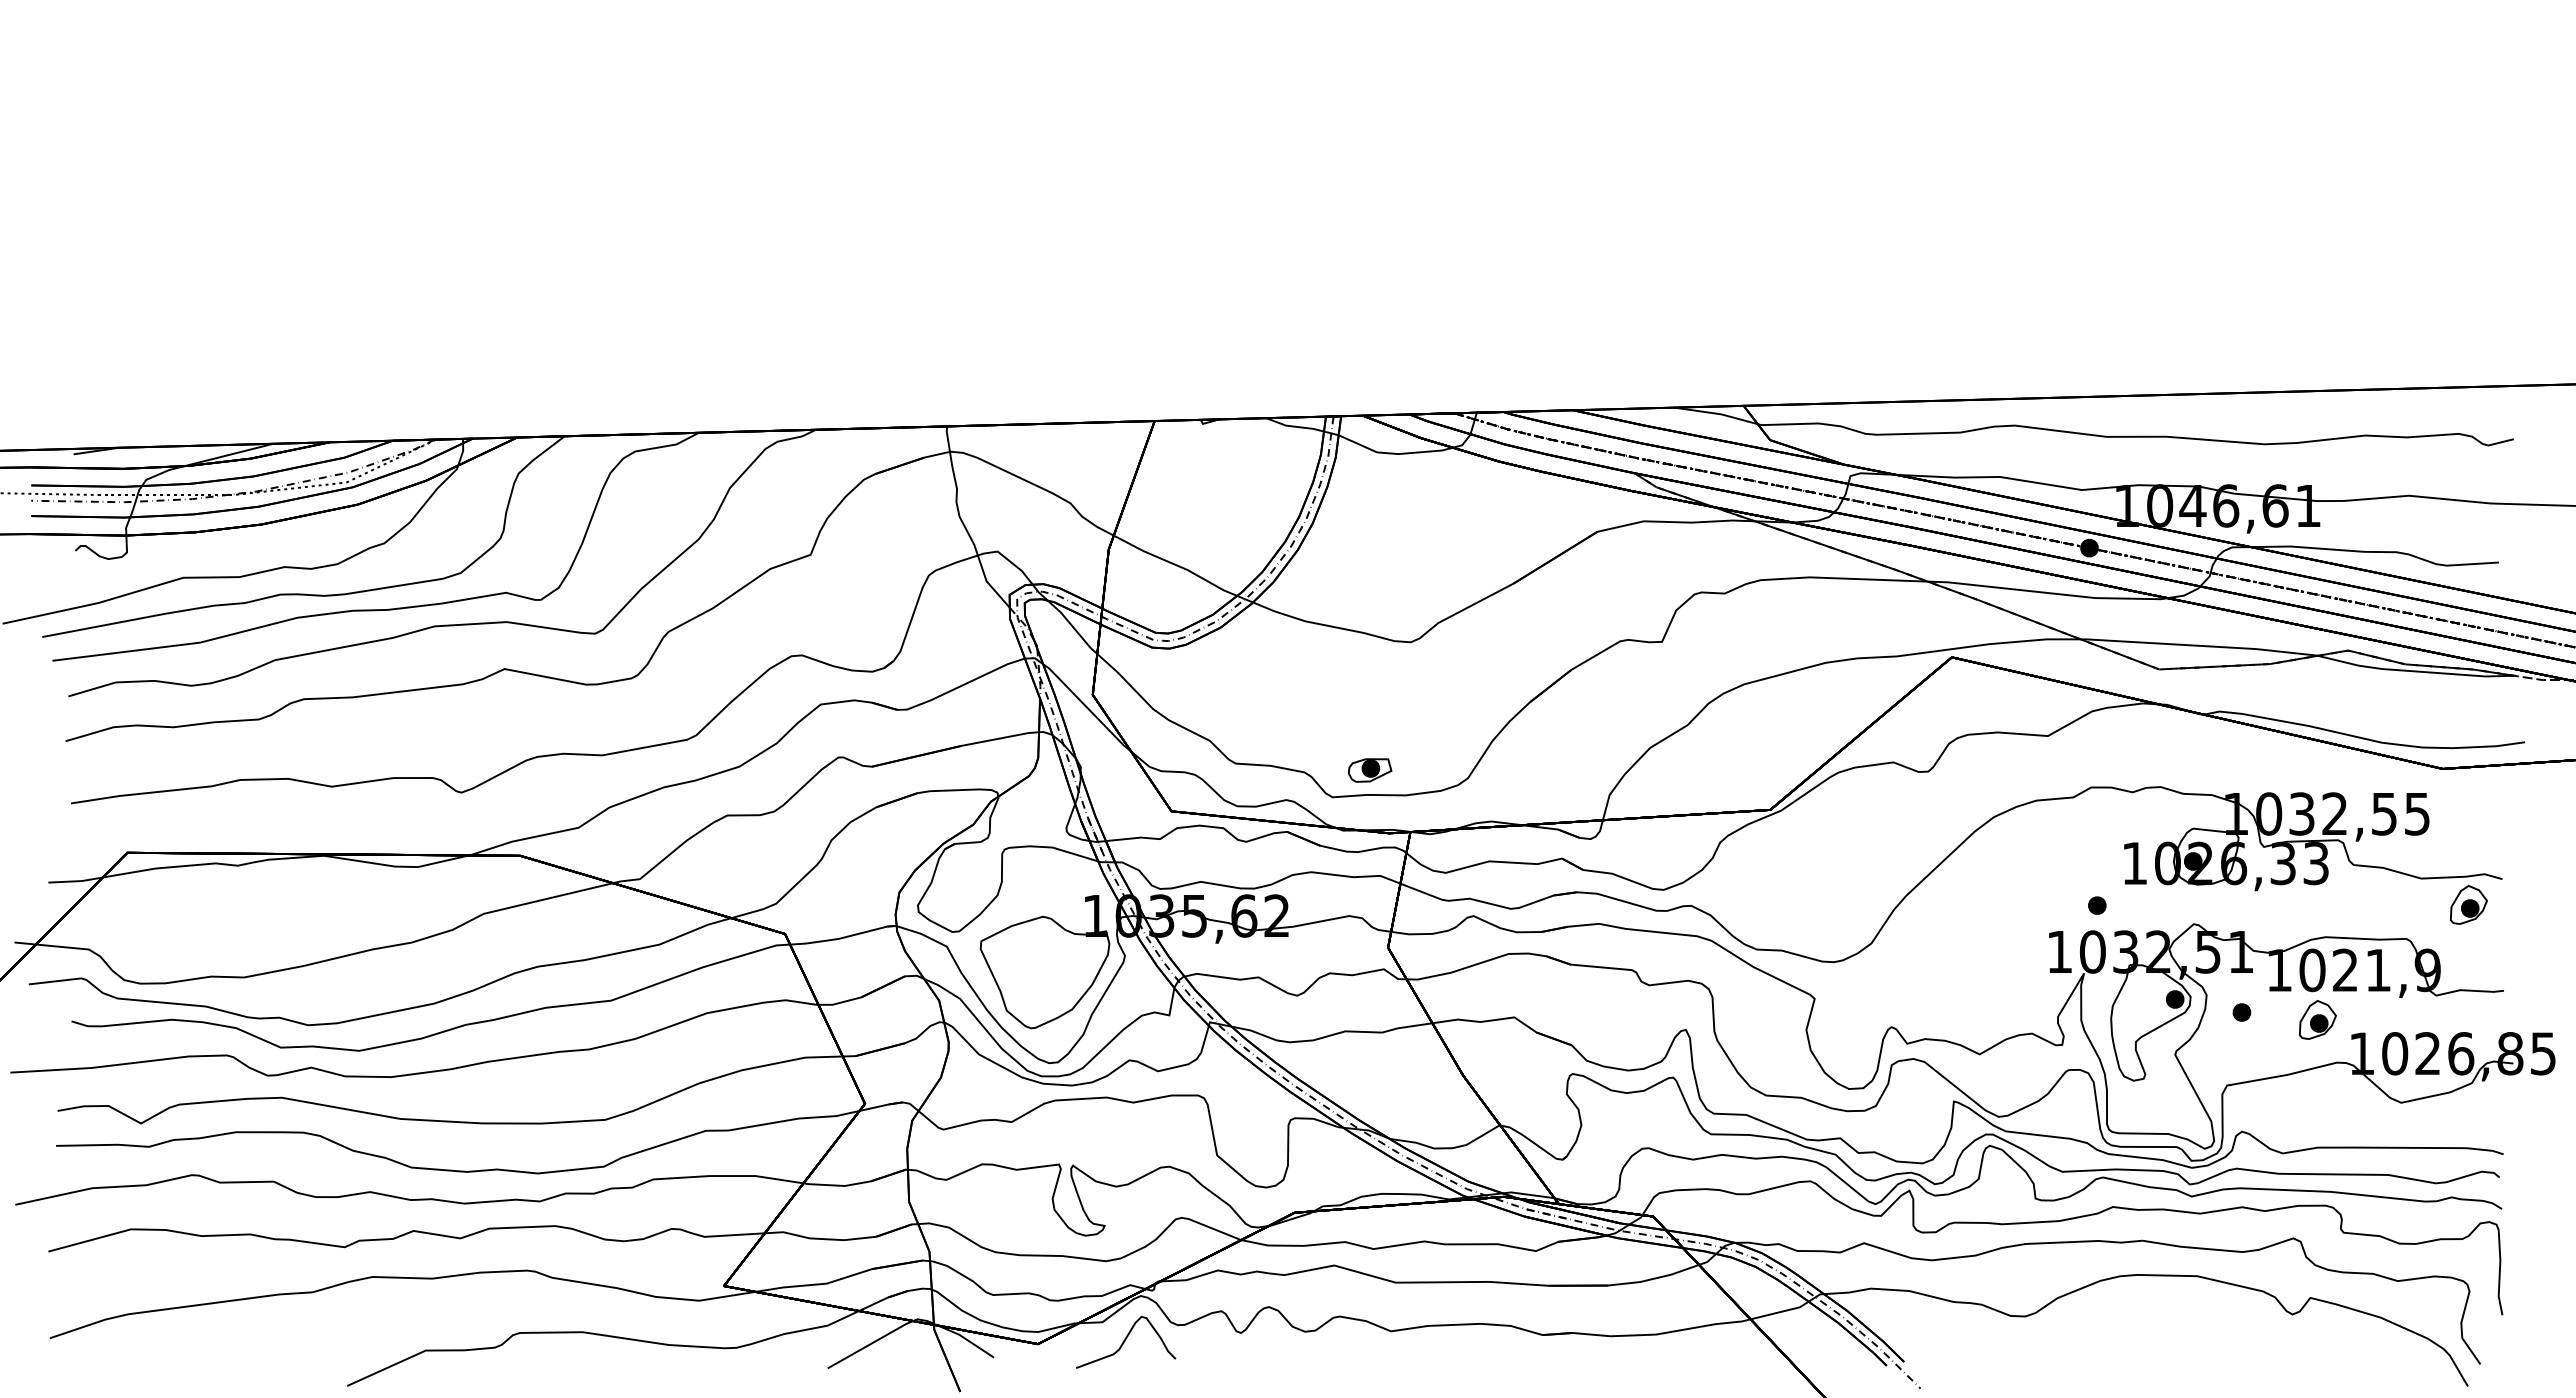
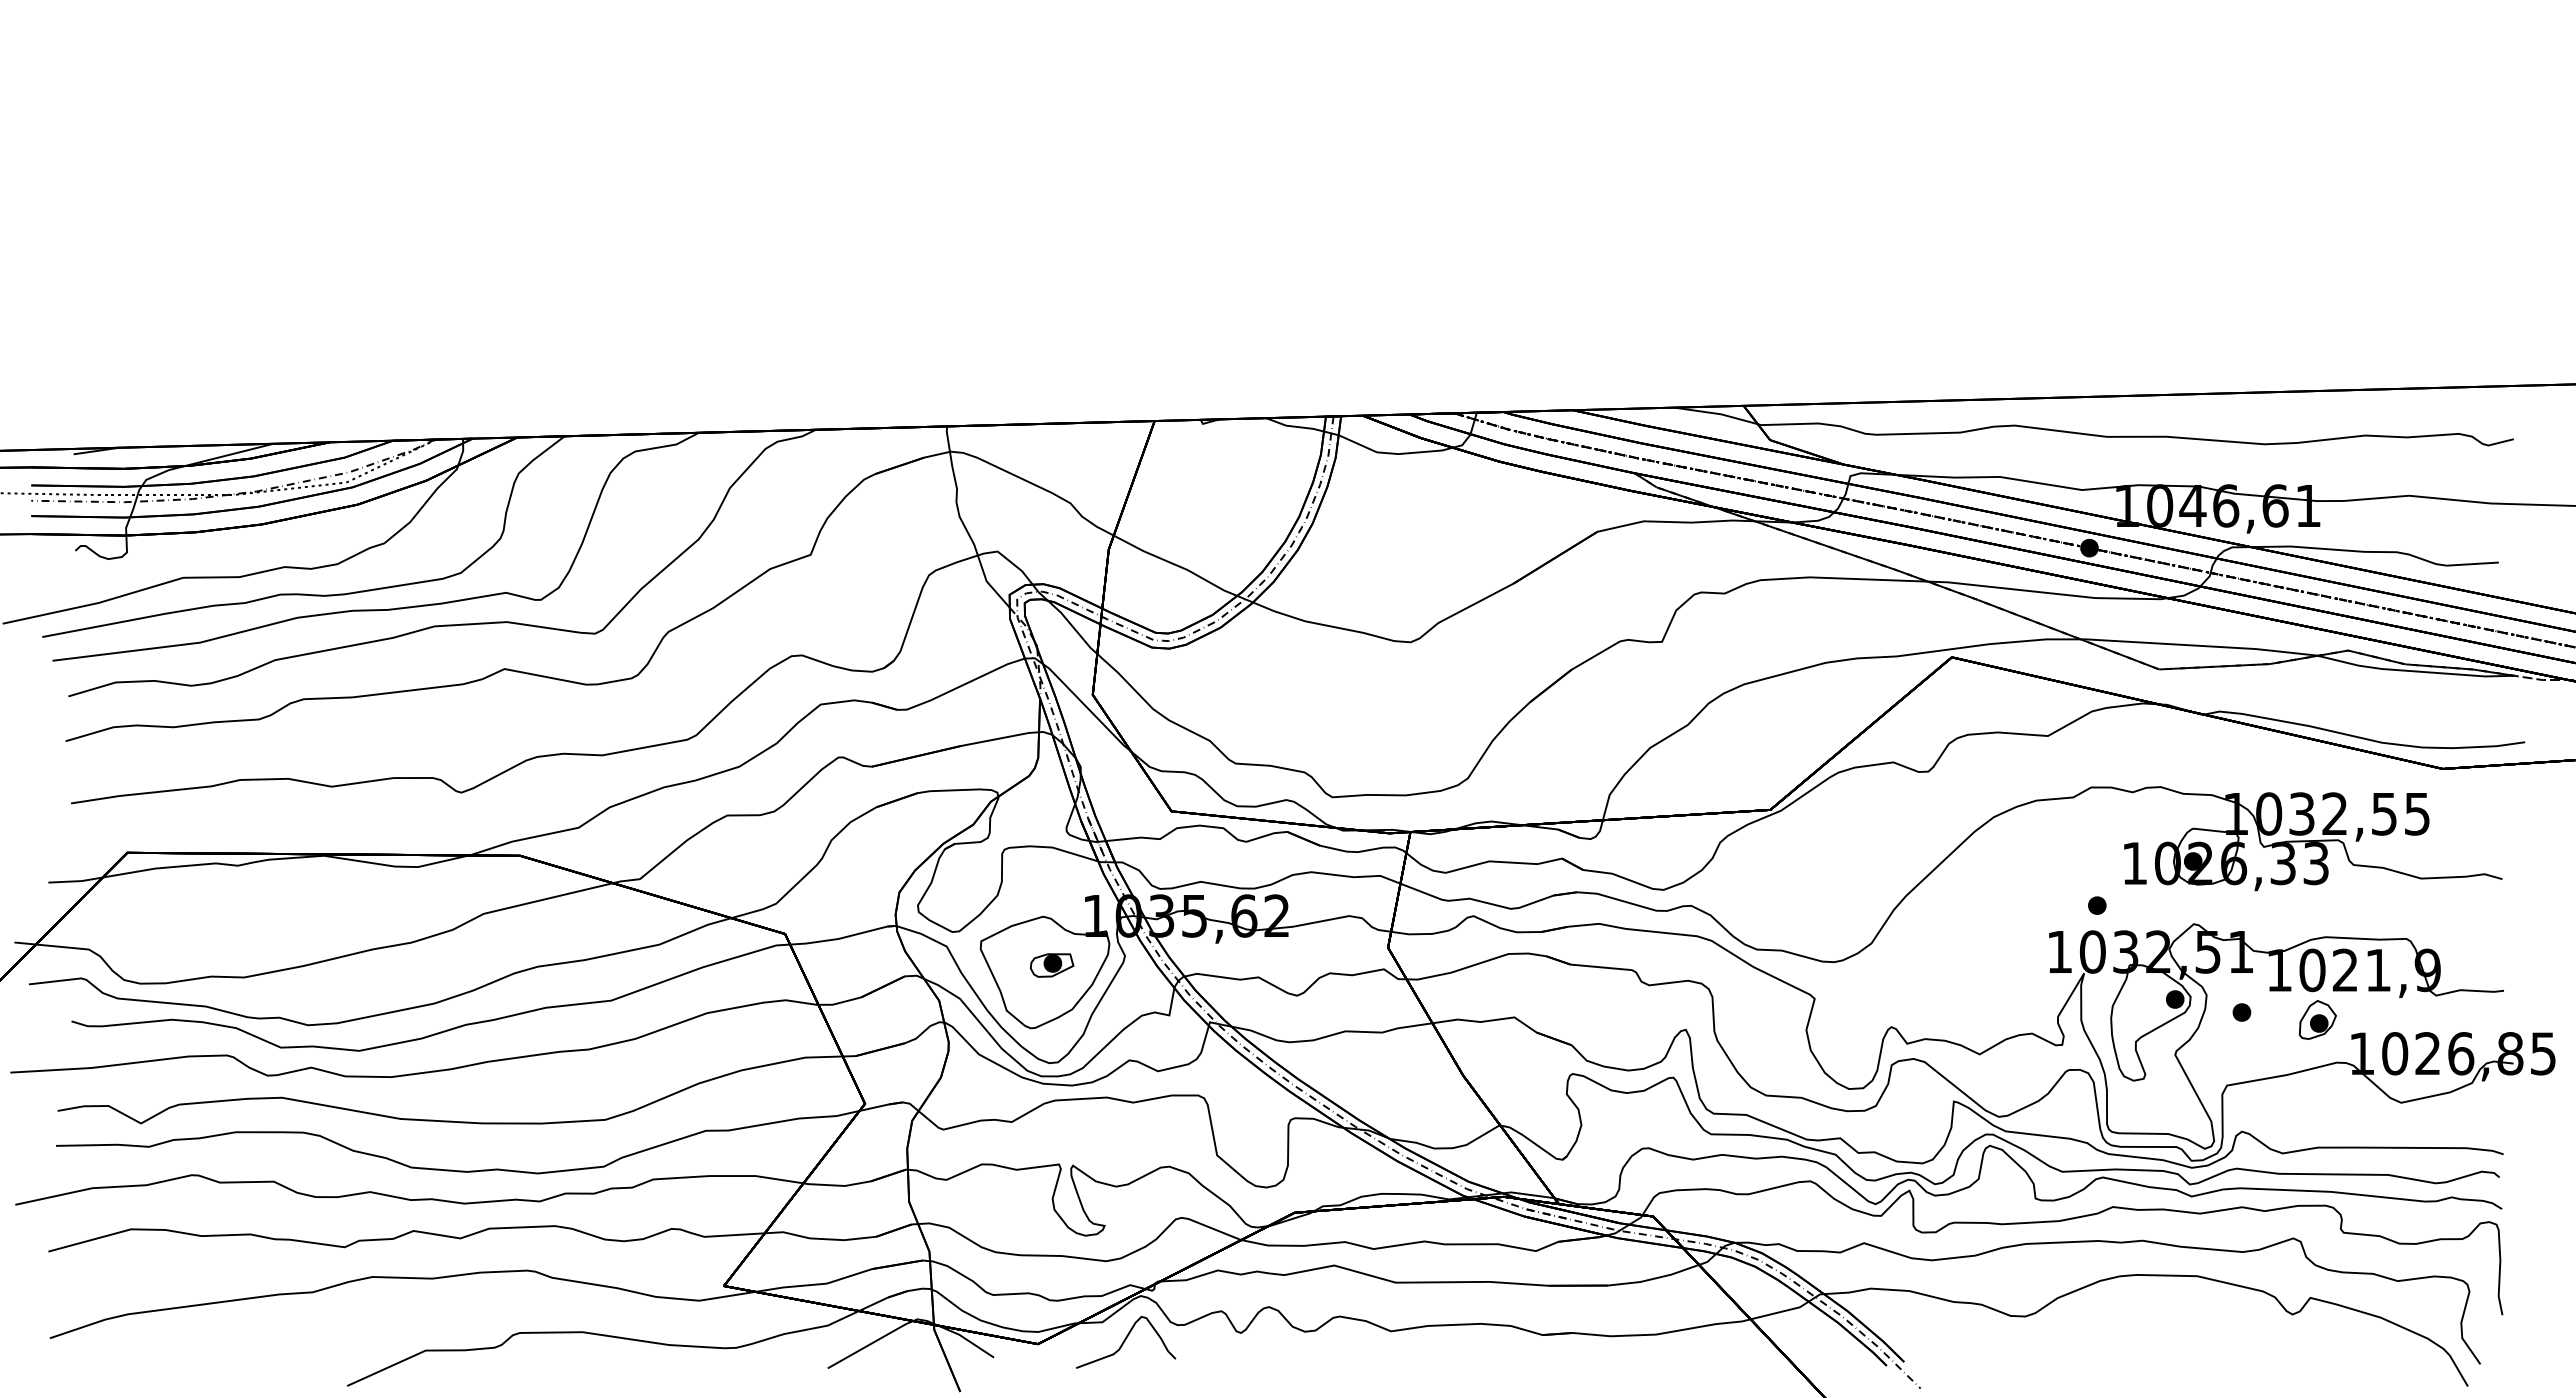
part position: (1369, 770) -> (1051, 965) (1051, 965)
part: present -> none (2468, 904)
